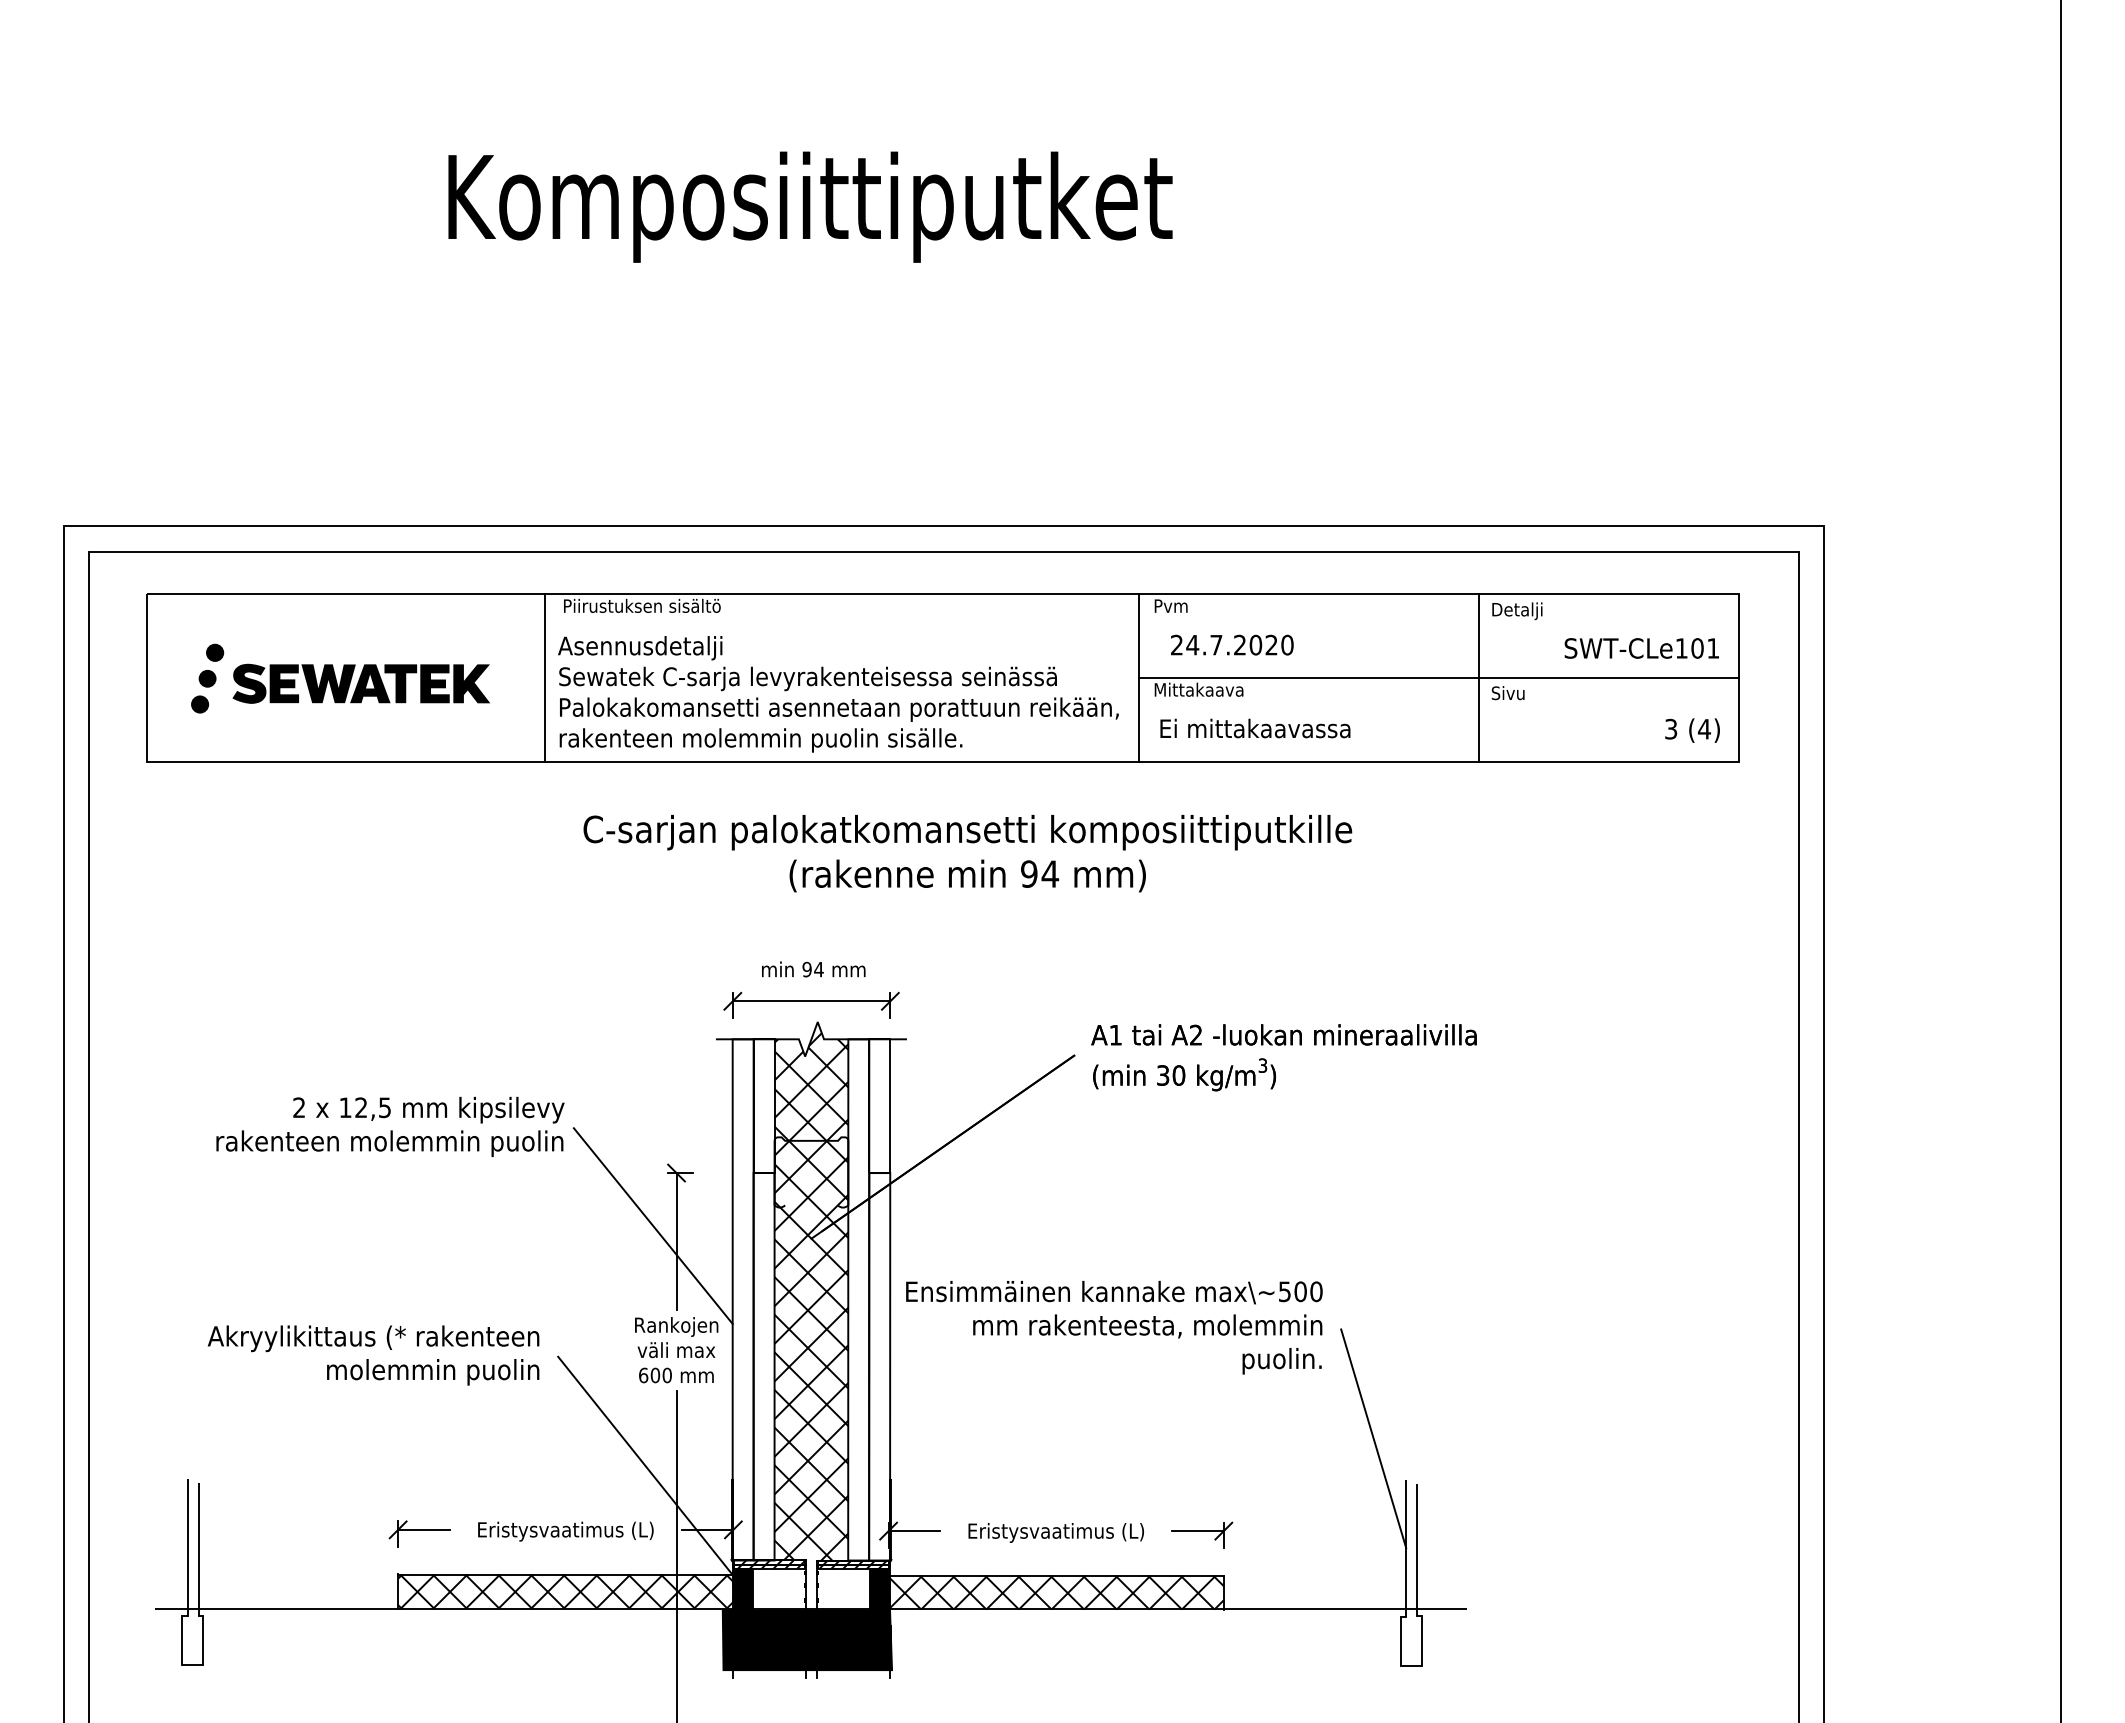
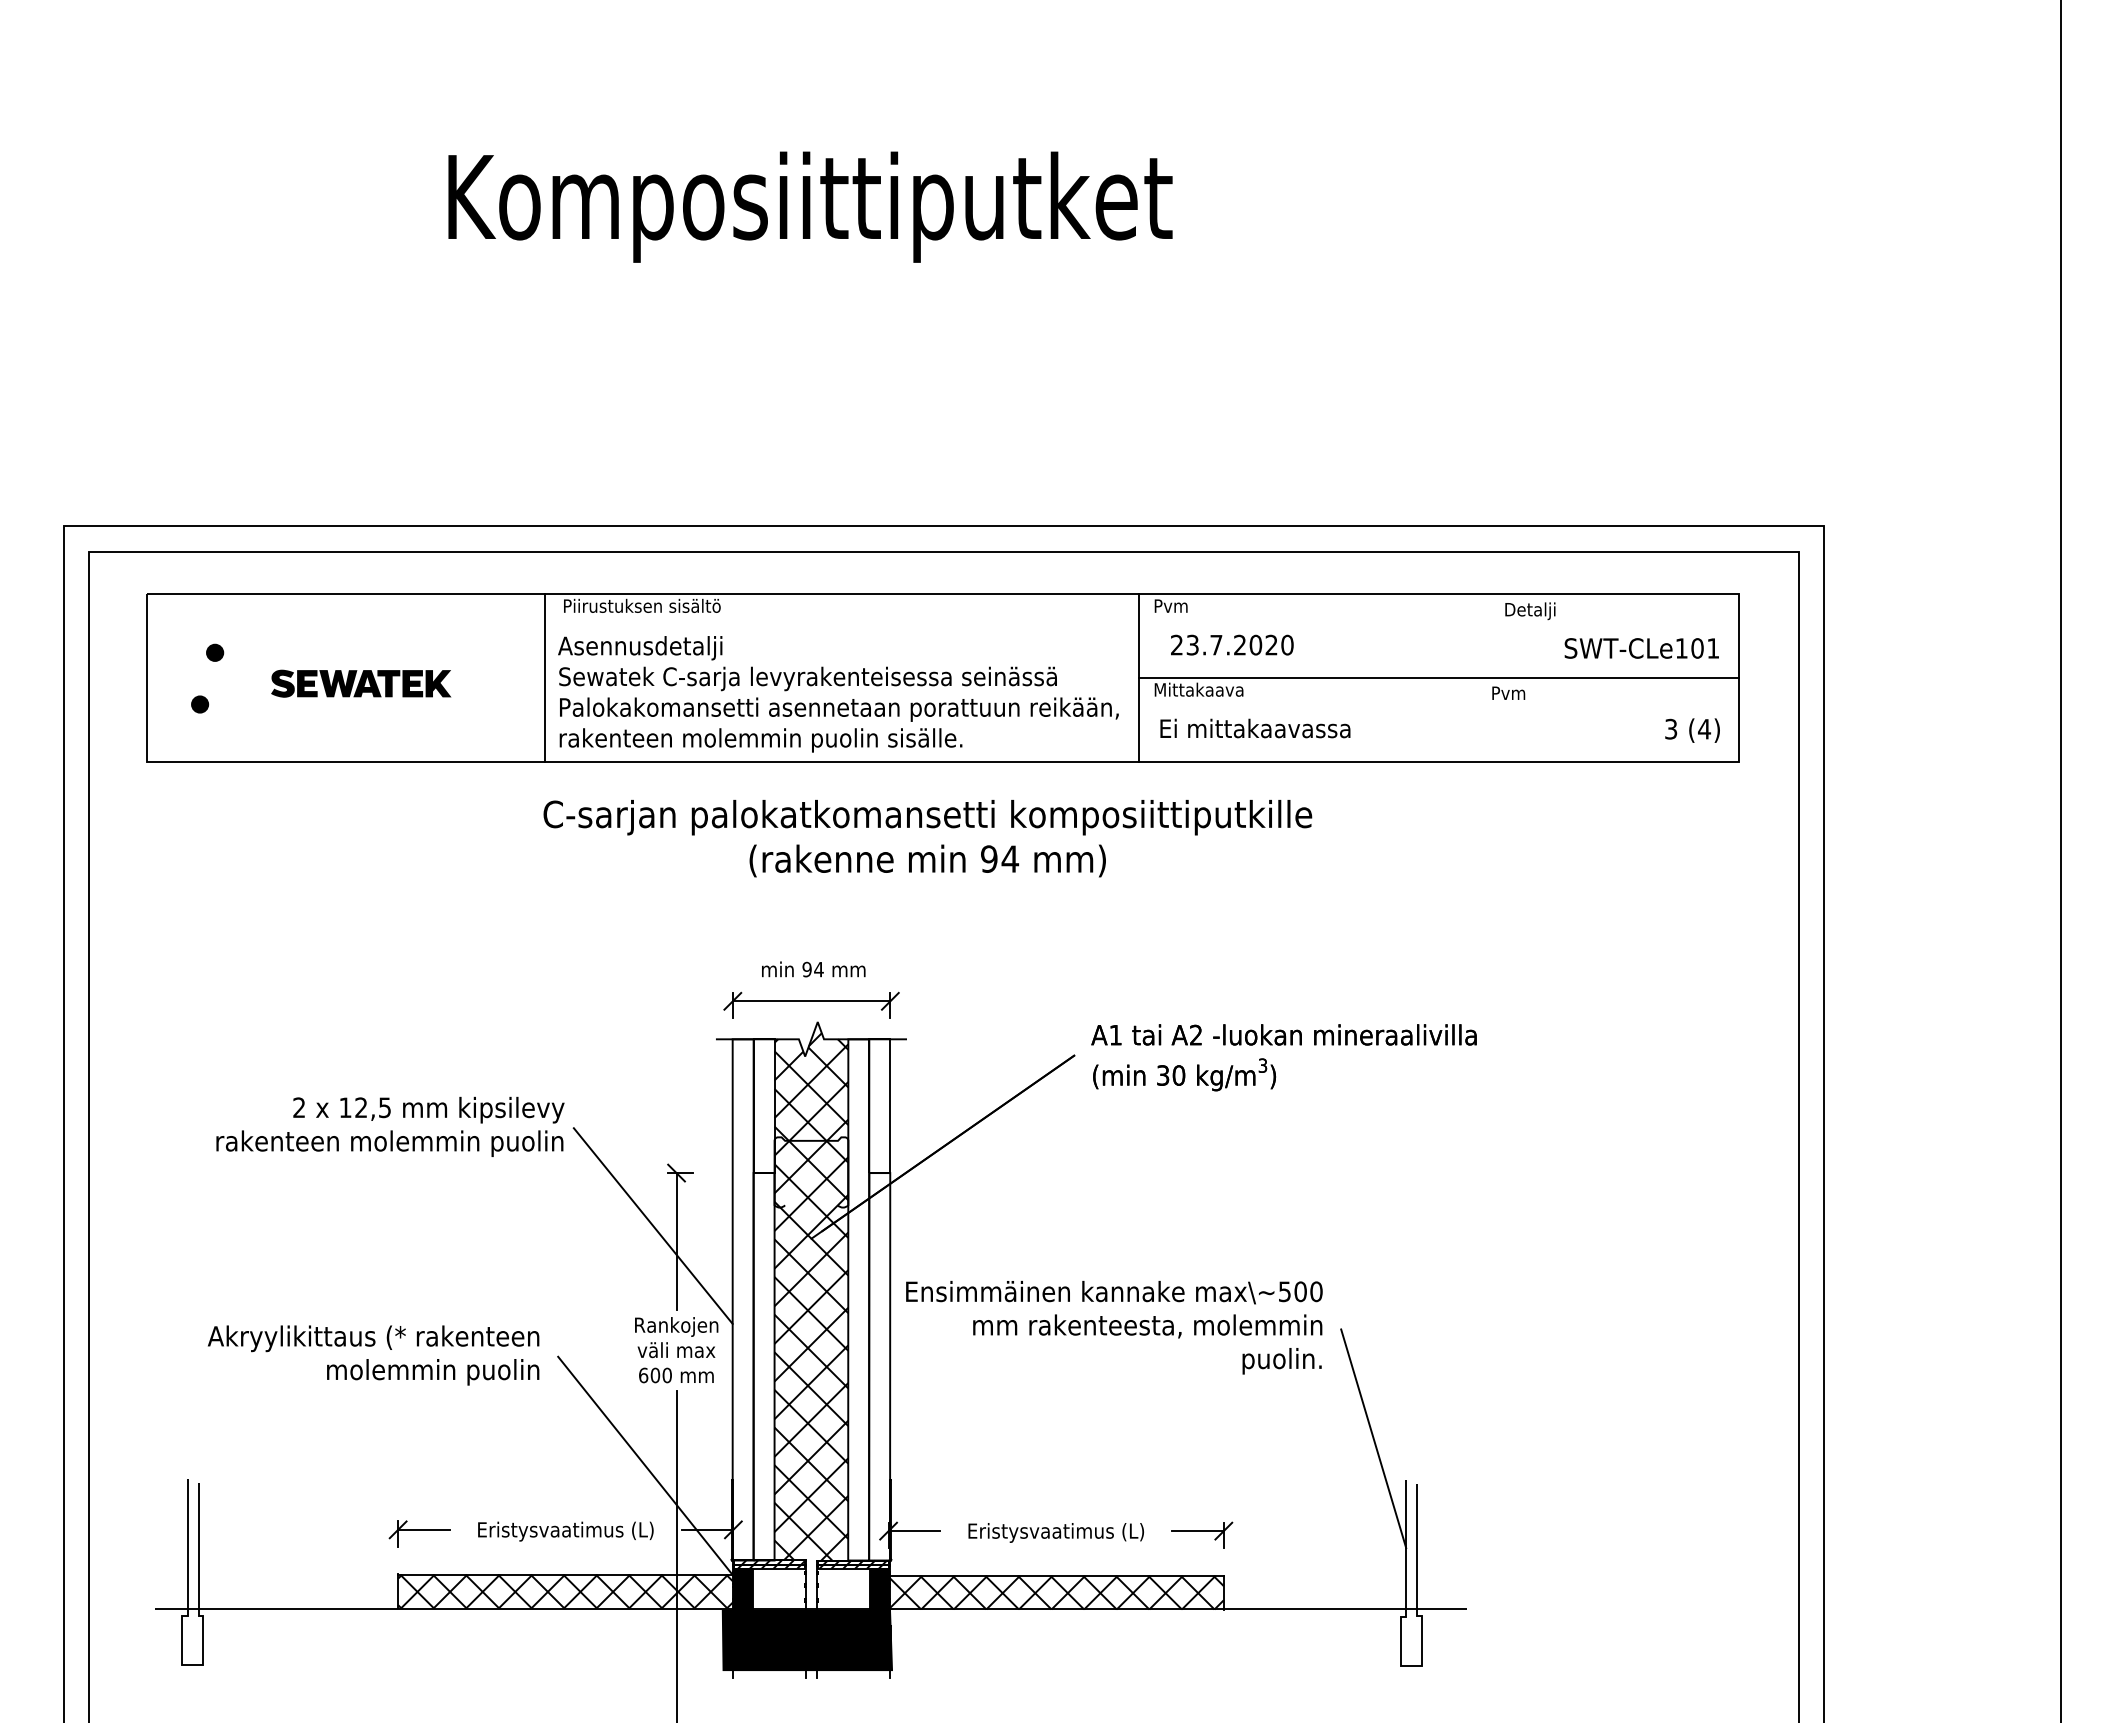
text position: (1517, 611) -> (1530, 611) (1530, 611)
text: 24.7.2020 -> 23.7.2020 (1192, 644)
line: present -> none (1478, 677)
fill: present -> none (207, 678)
part size: 258x41 px -> 181x29 px (361, 683)
text: Sivu -> Pvm (1508, 693)
text position: (967, 853) -> (927, 838) (927, 838)
